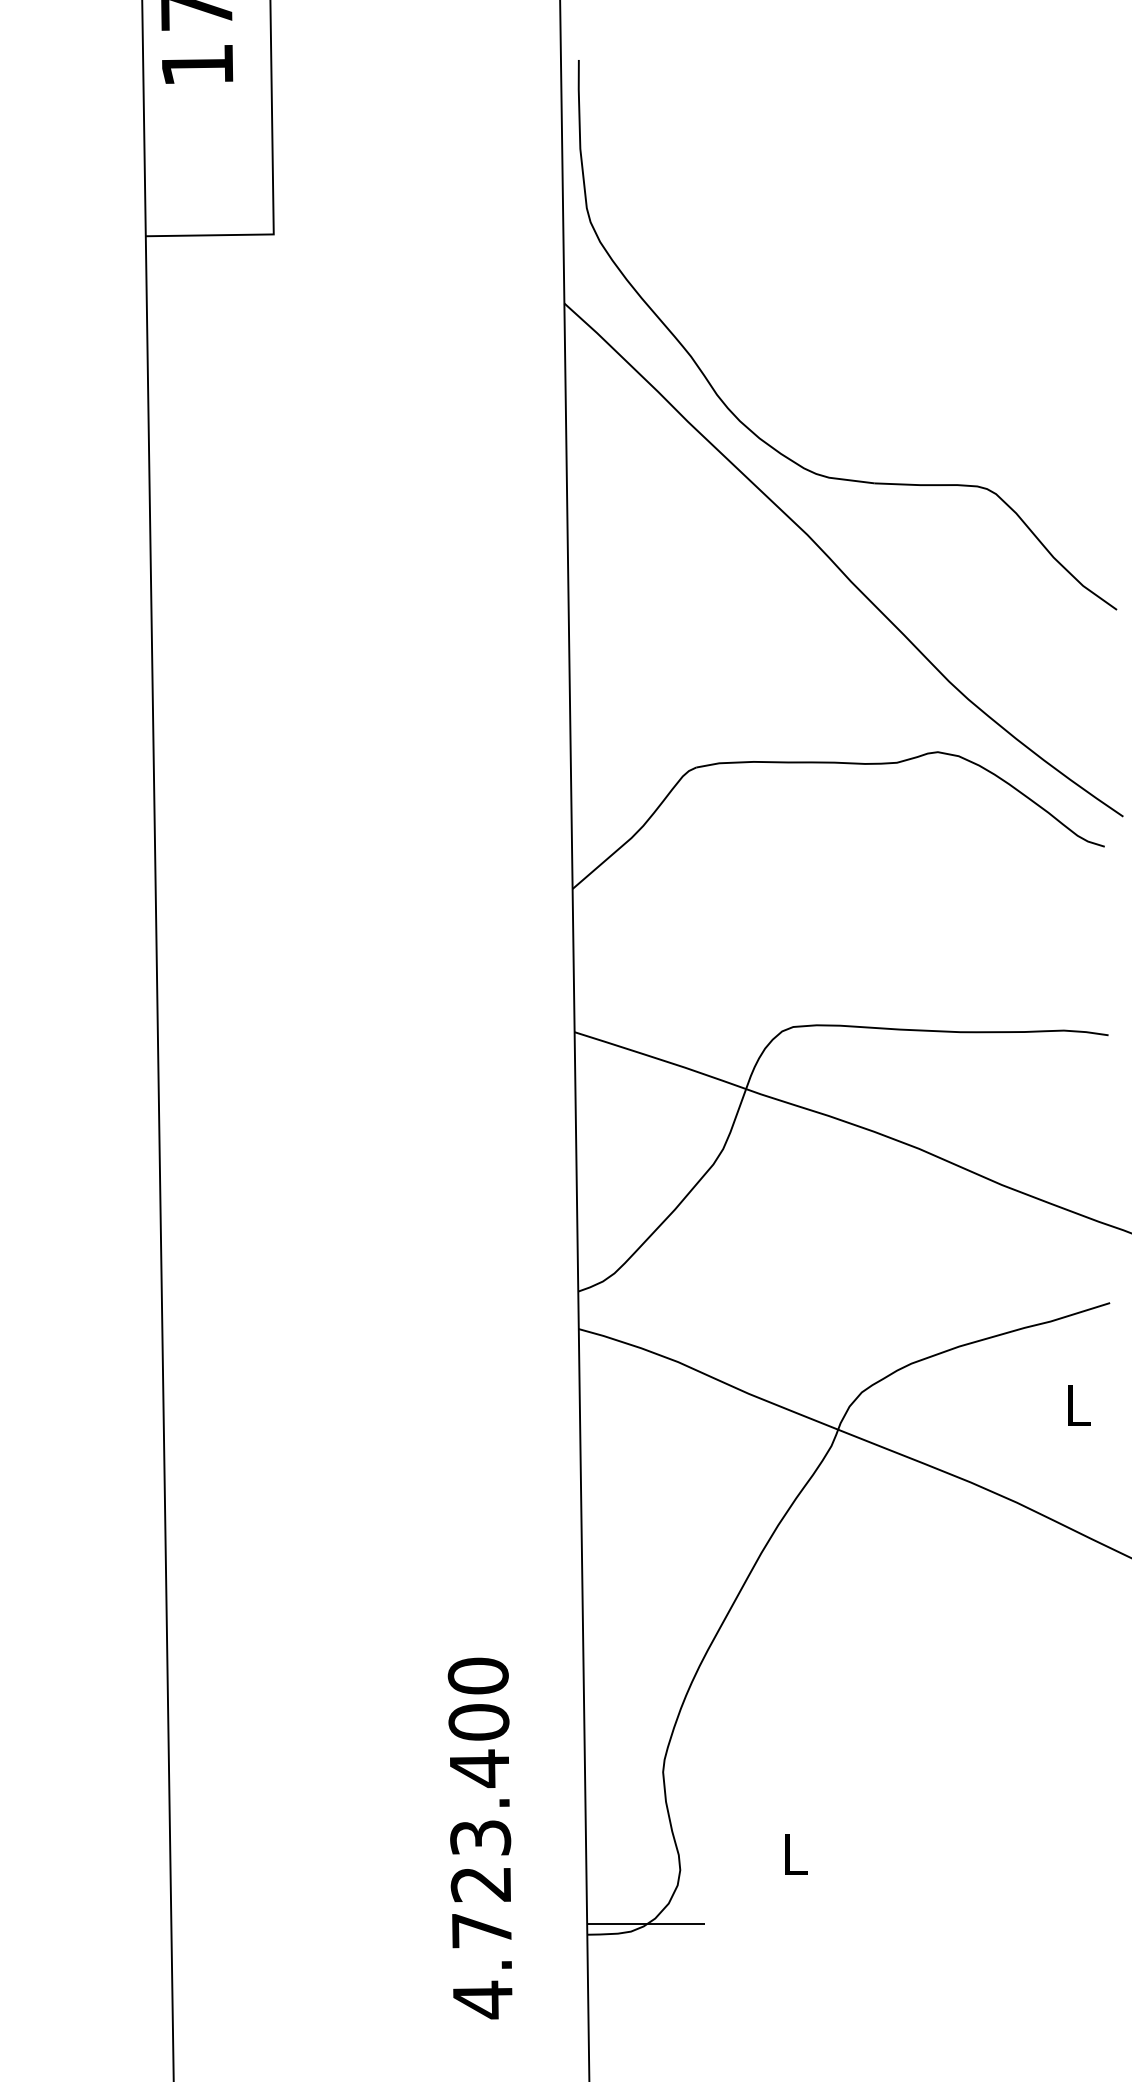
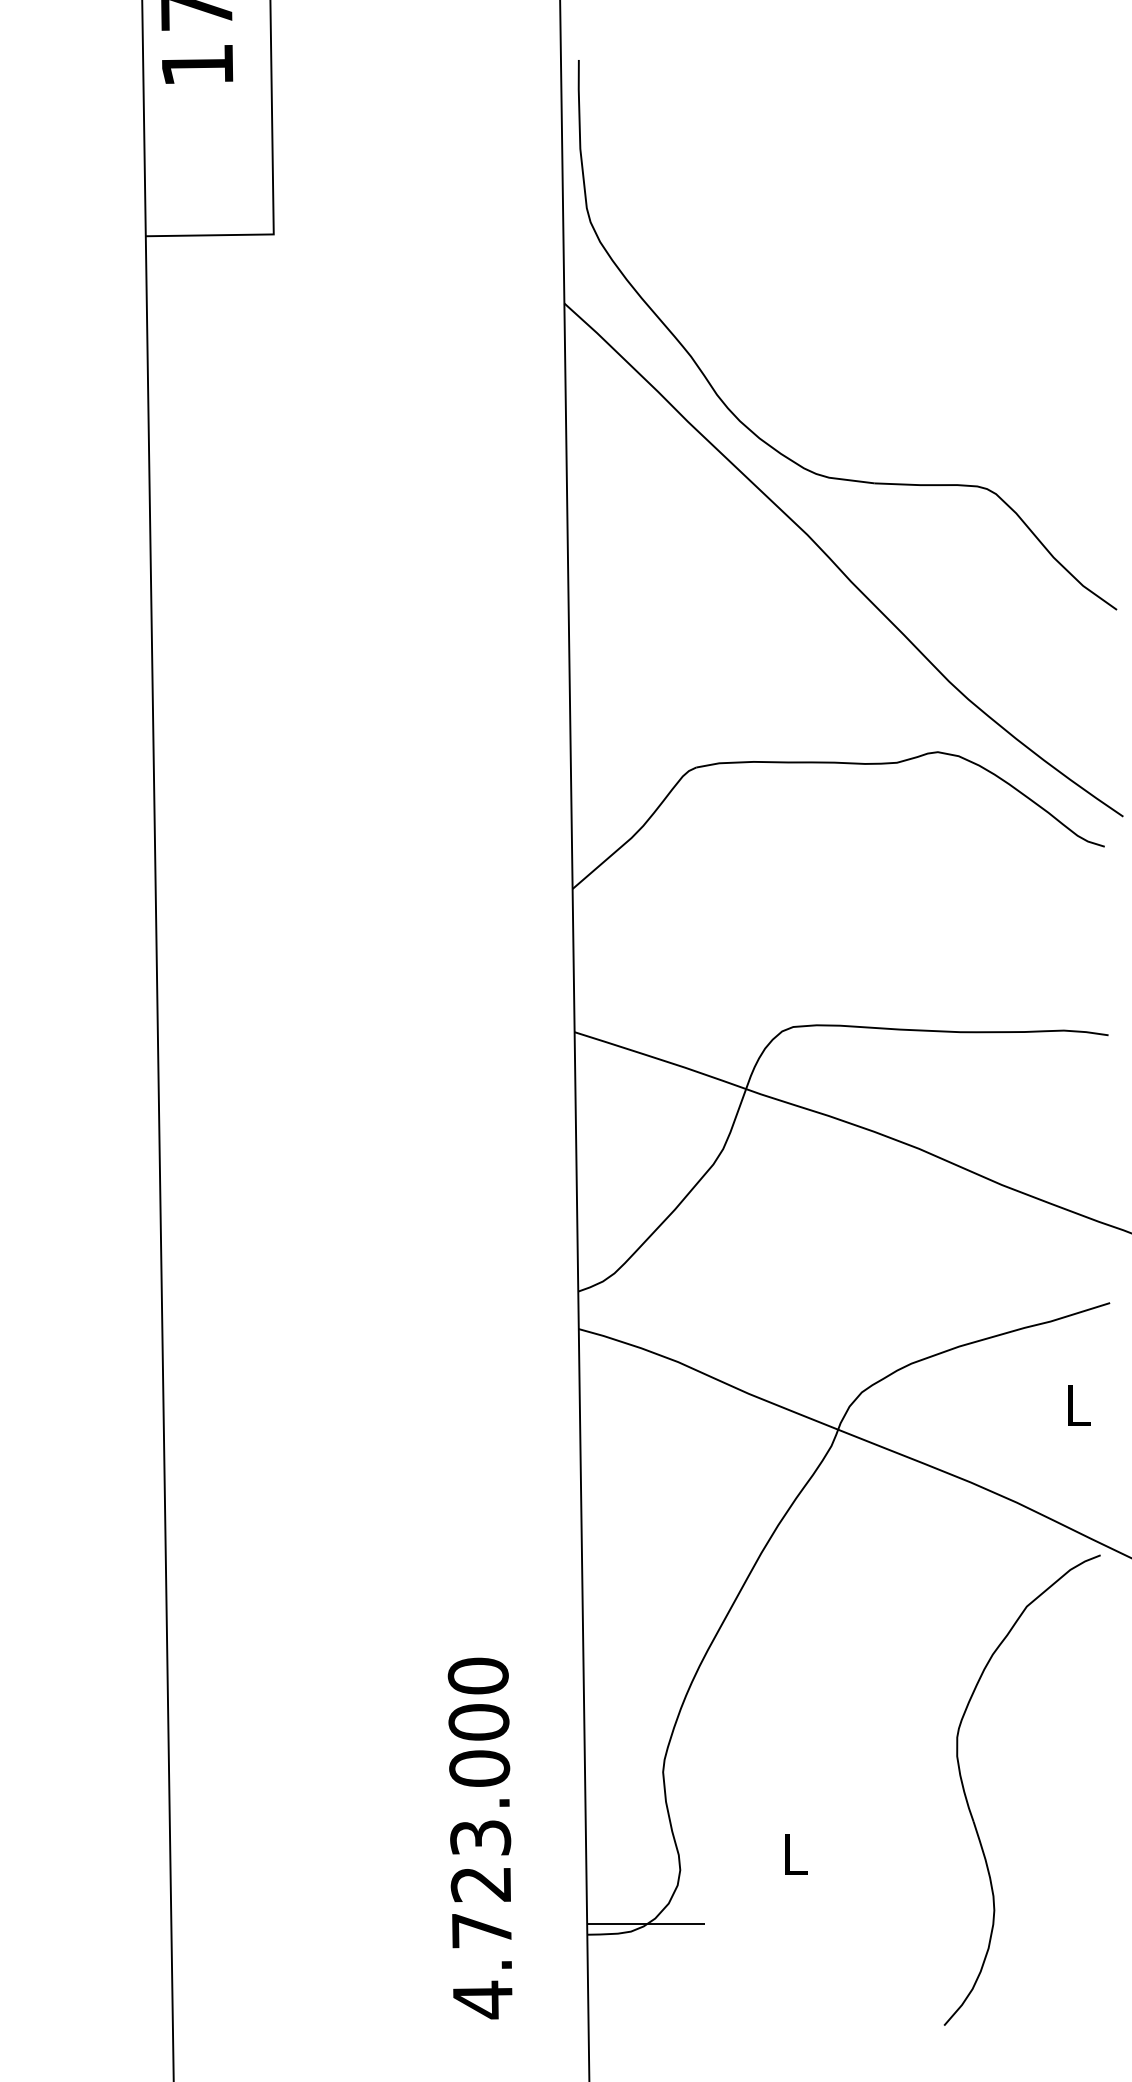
text: 4.723.400 -> 4.723.000 (479, 1768)
part: none -> present (969, 1805)
